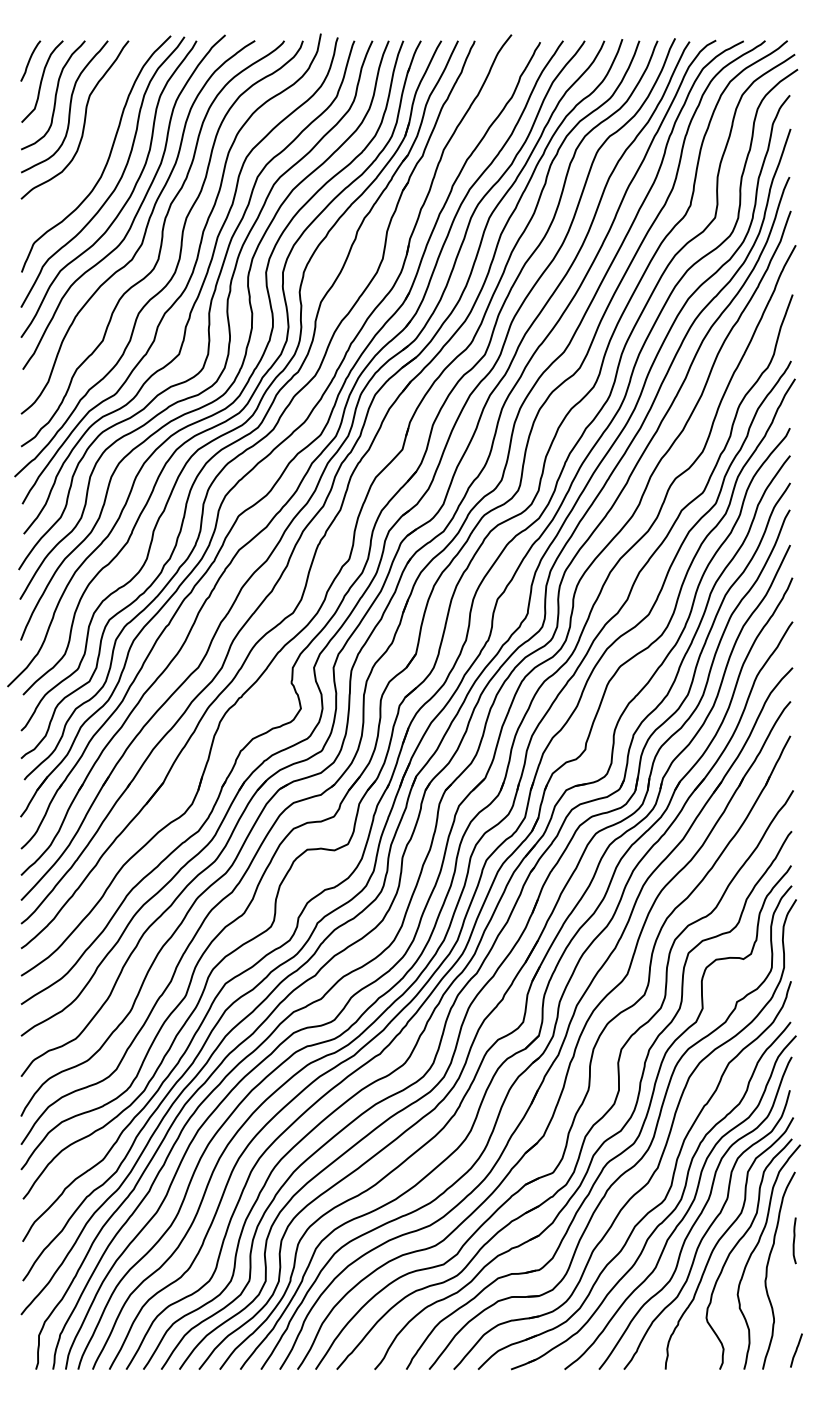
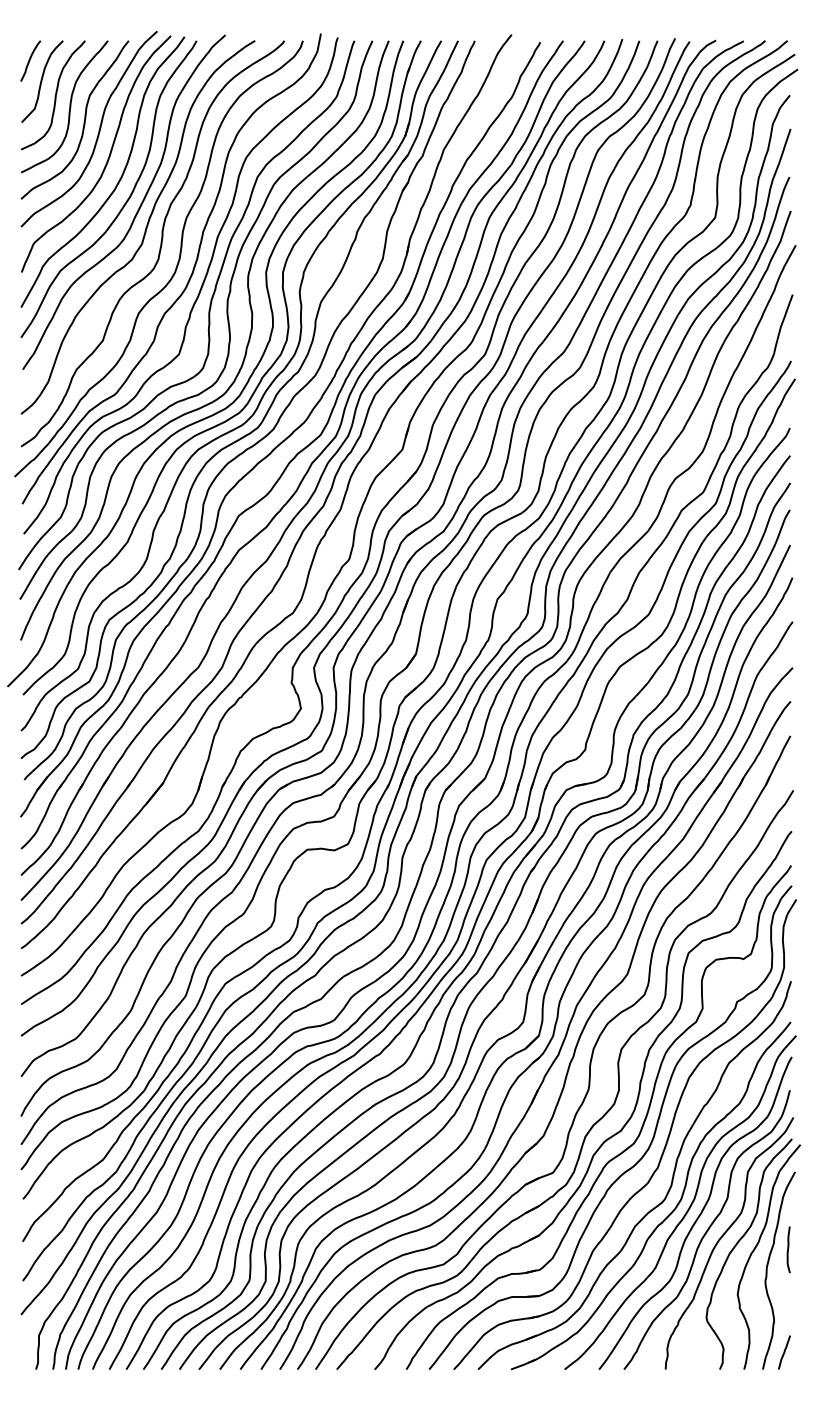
curve: none -> present (98, 130)
curve position: (794, 1240) -> (788, 1249) (788, 1249)
line position: (796, 1350) -> (784, 1352) (784, 1352)
